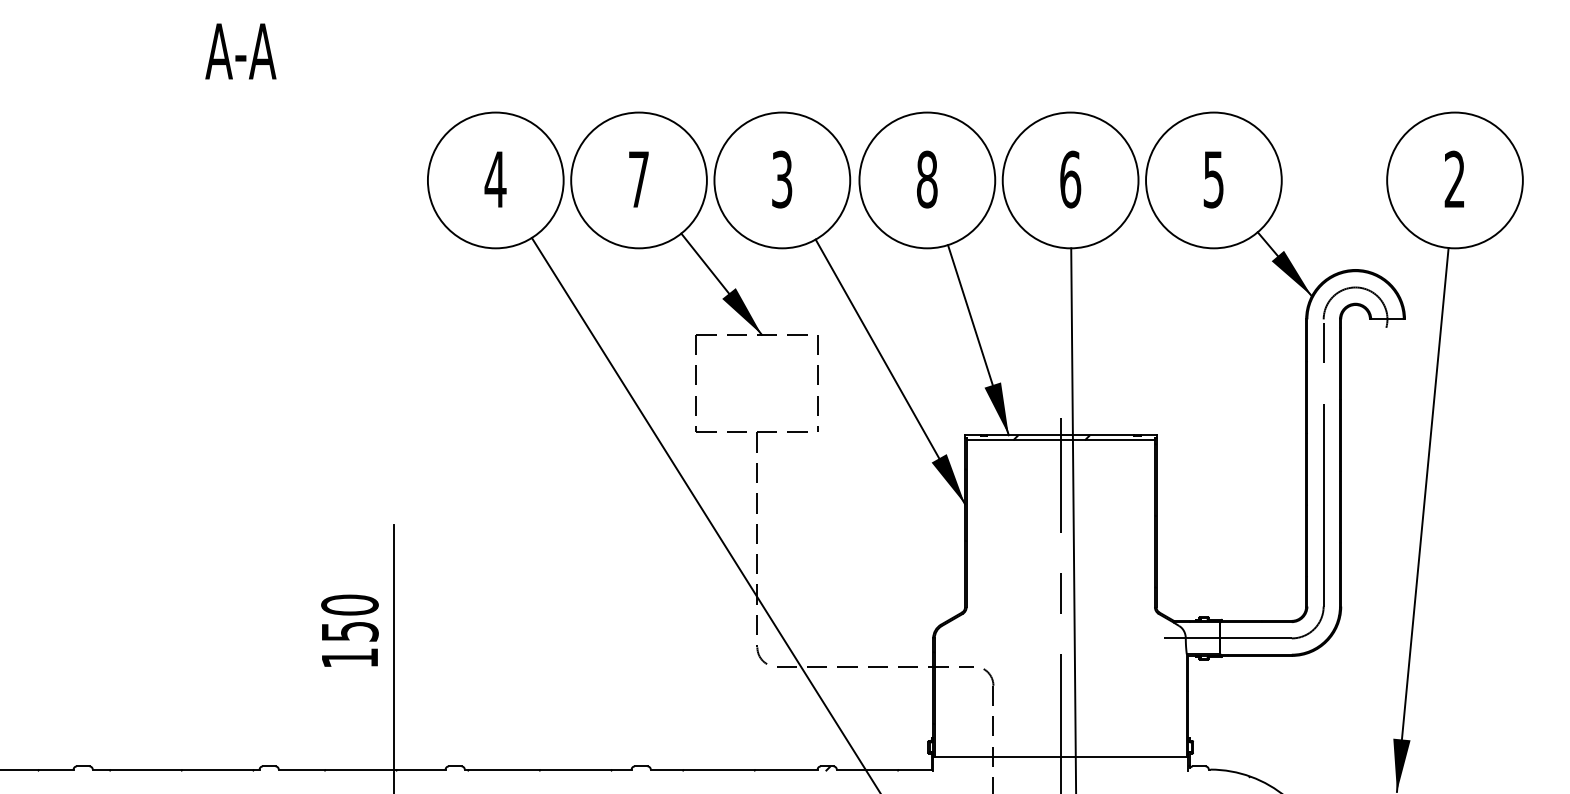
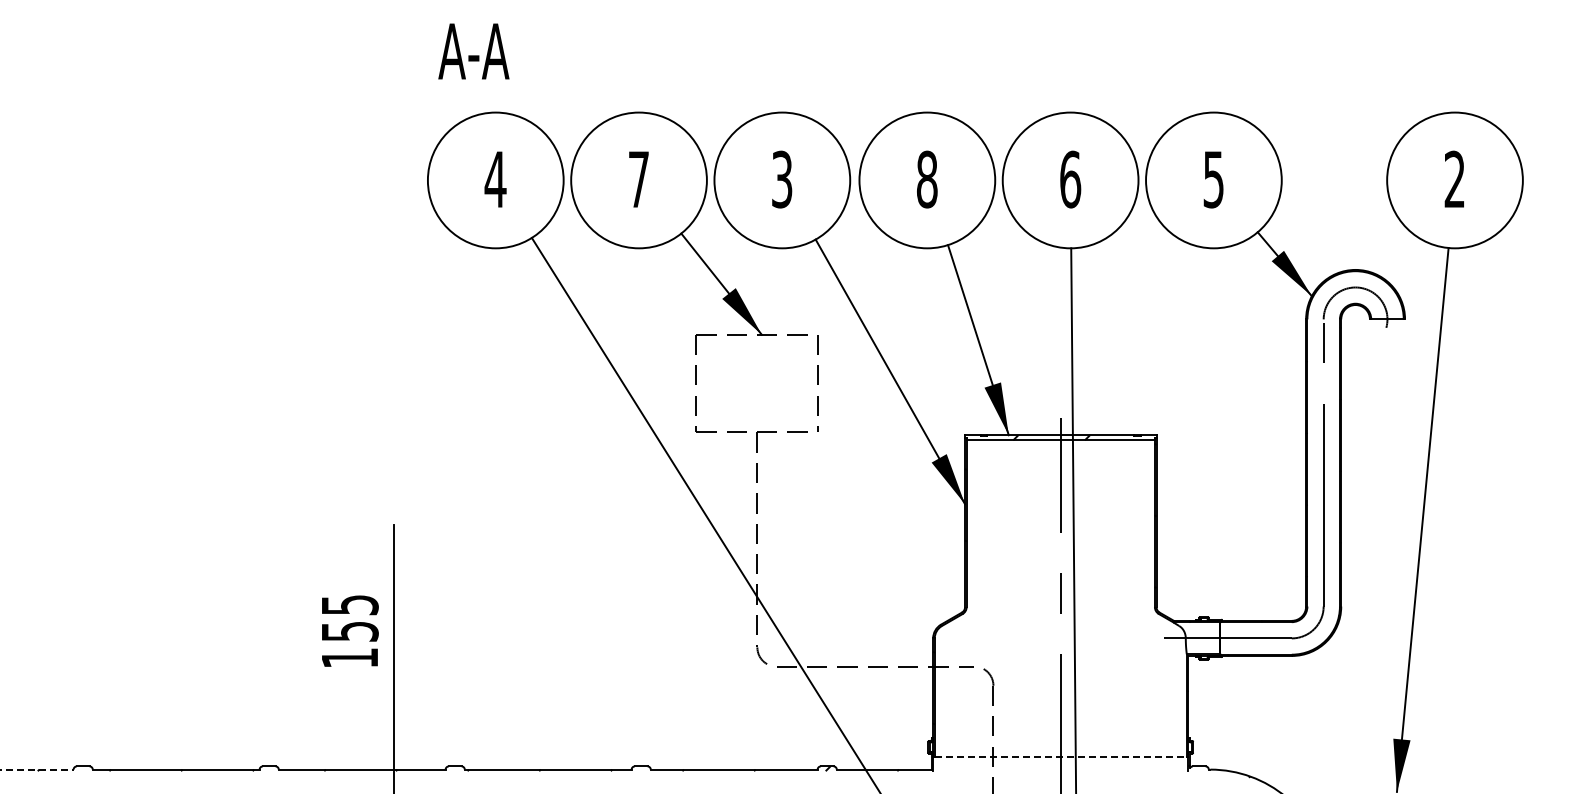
text position: (240, 51) -> (473, 51) (473, 51)
text: 150 -> 155 (349, 604)
line: solid -> dashed (1061, 756)
line: solid -> dashed (37, 769)
